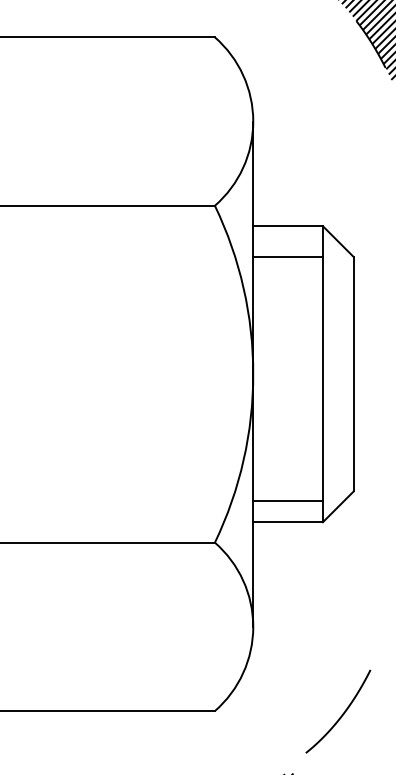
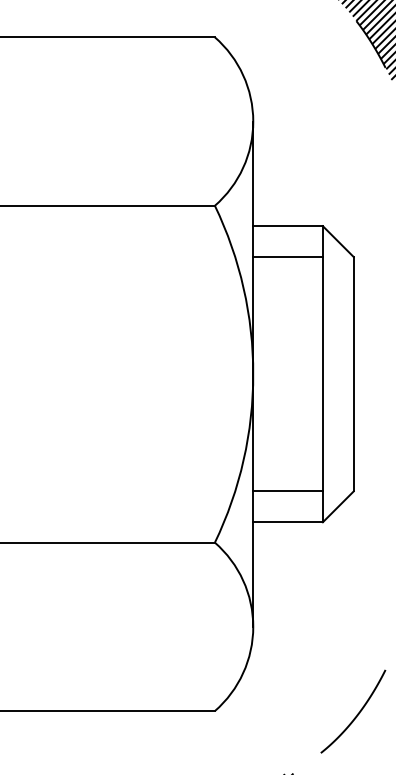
line position: (287, 501) -> (287, 491) (287, 491)
curve position: (341, 714) -> (356, 714) (356, 714)
